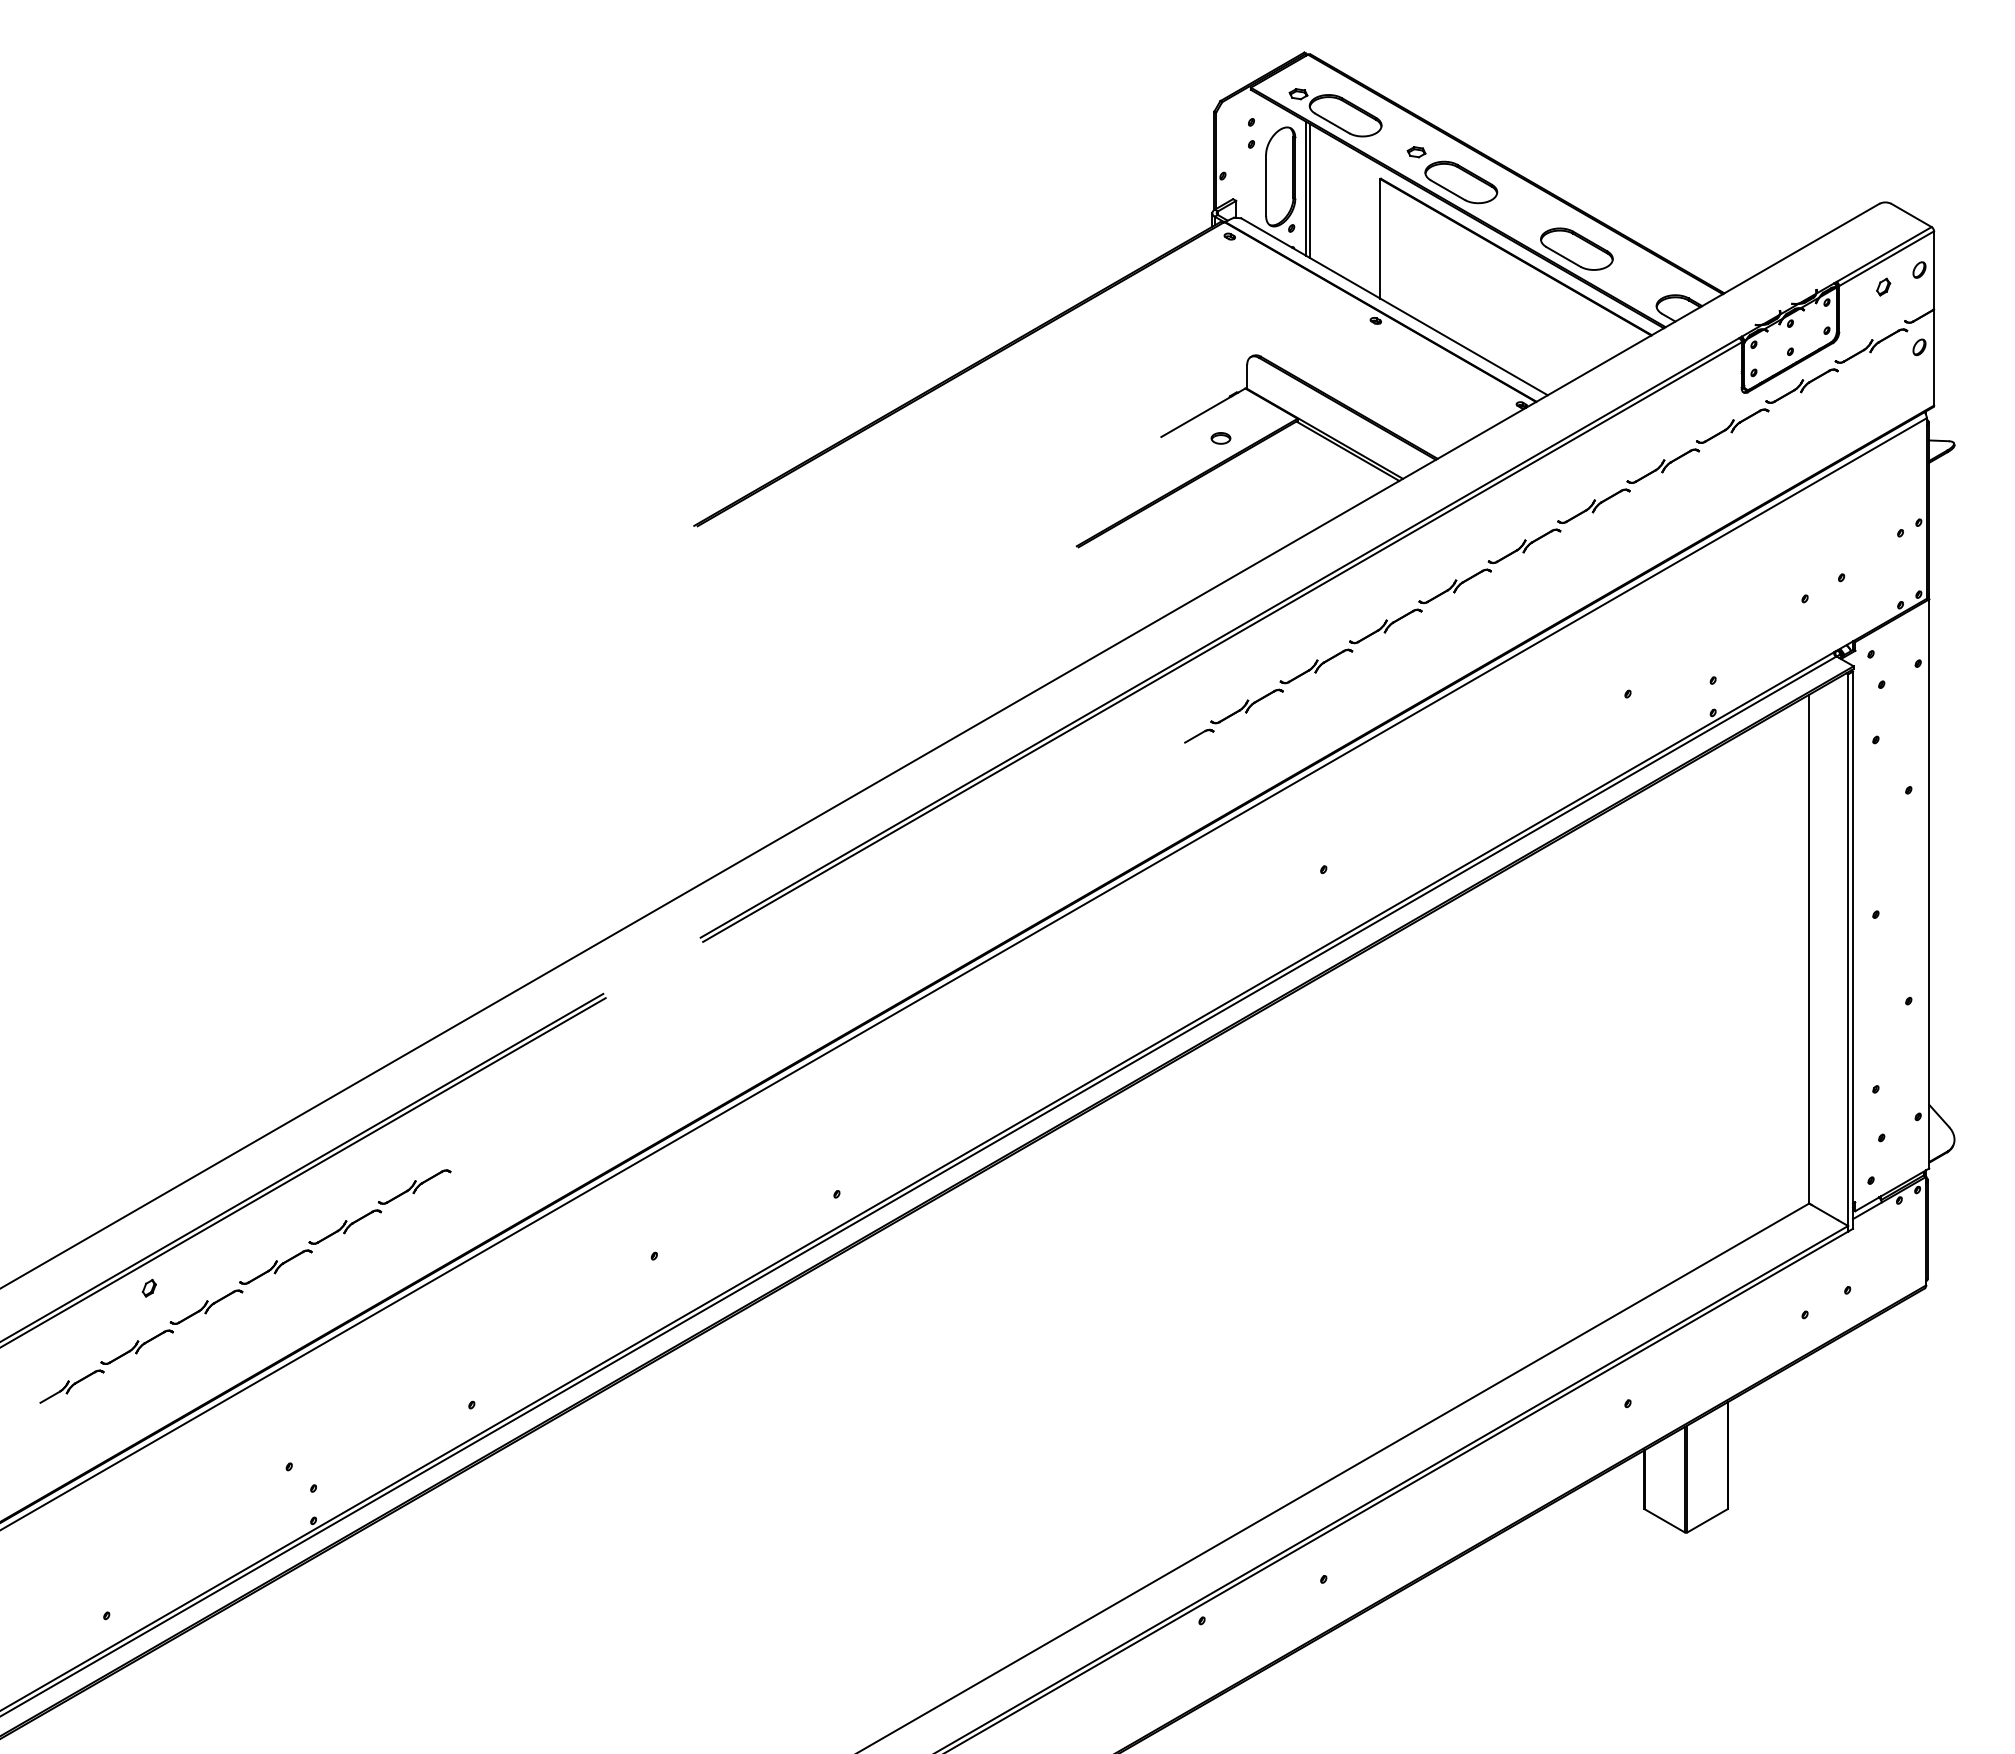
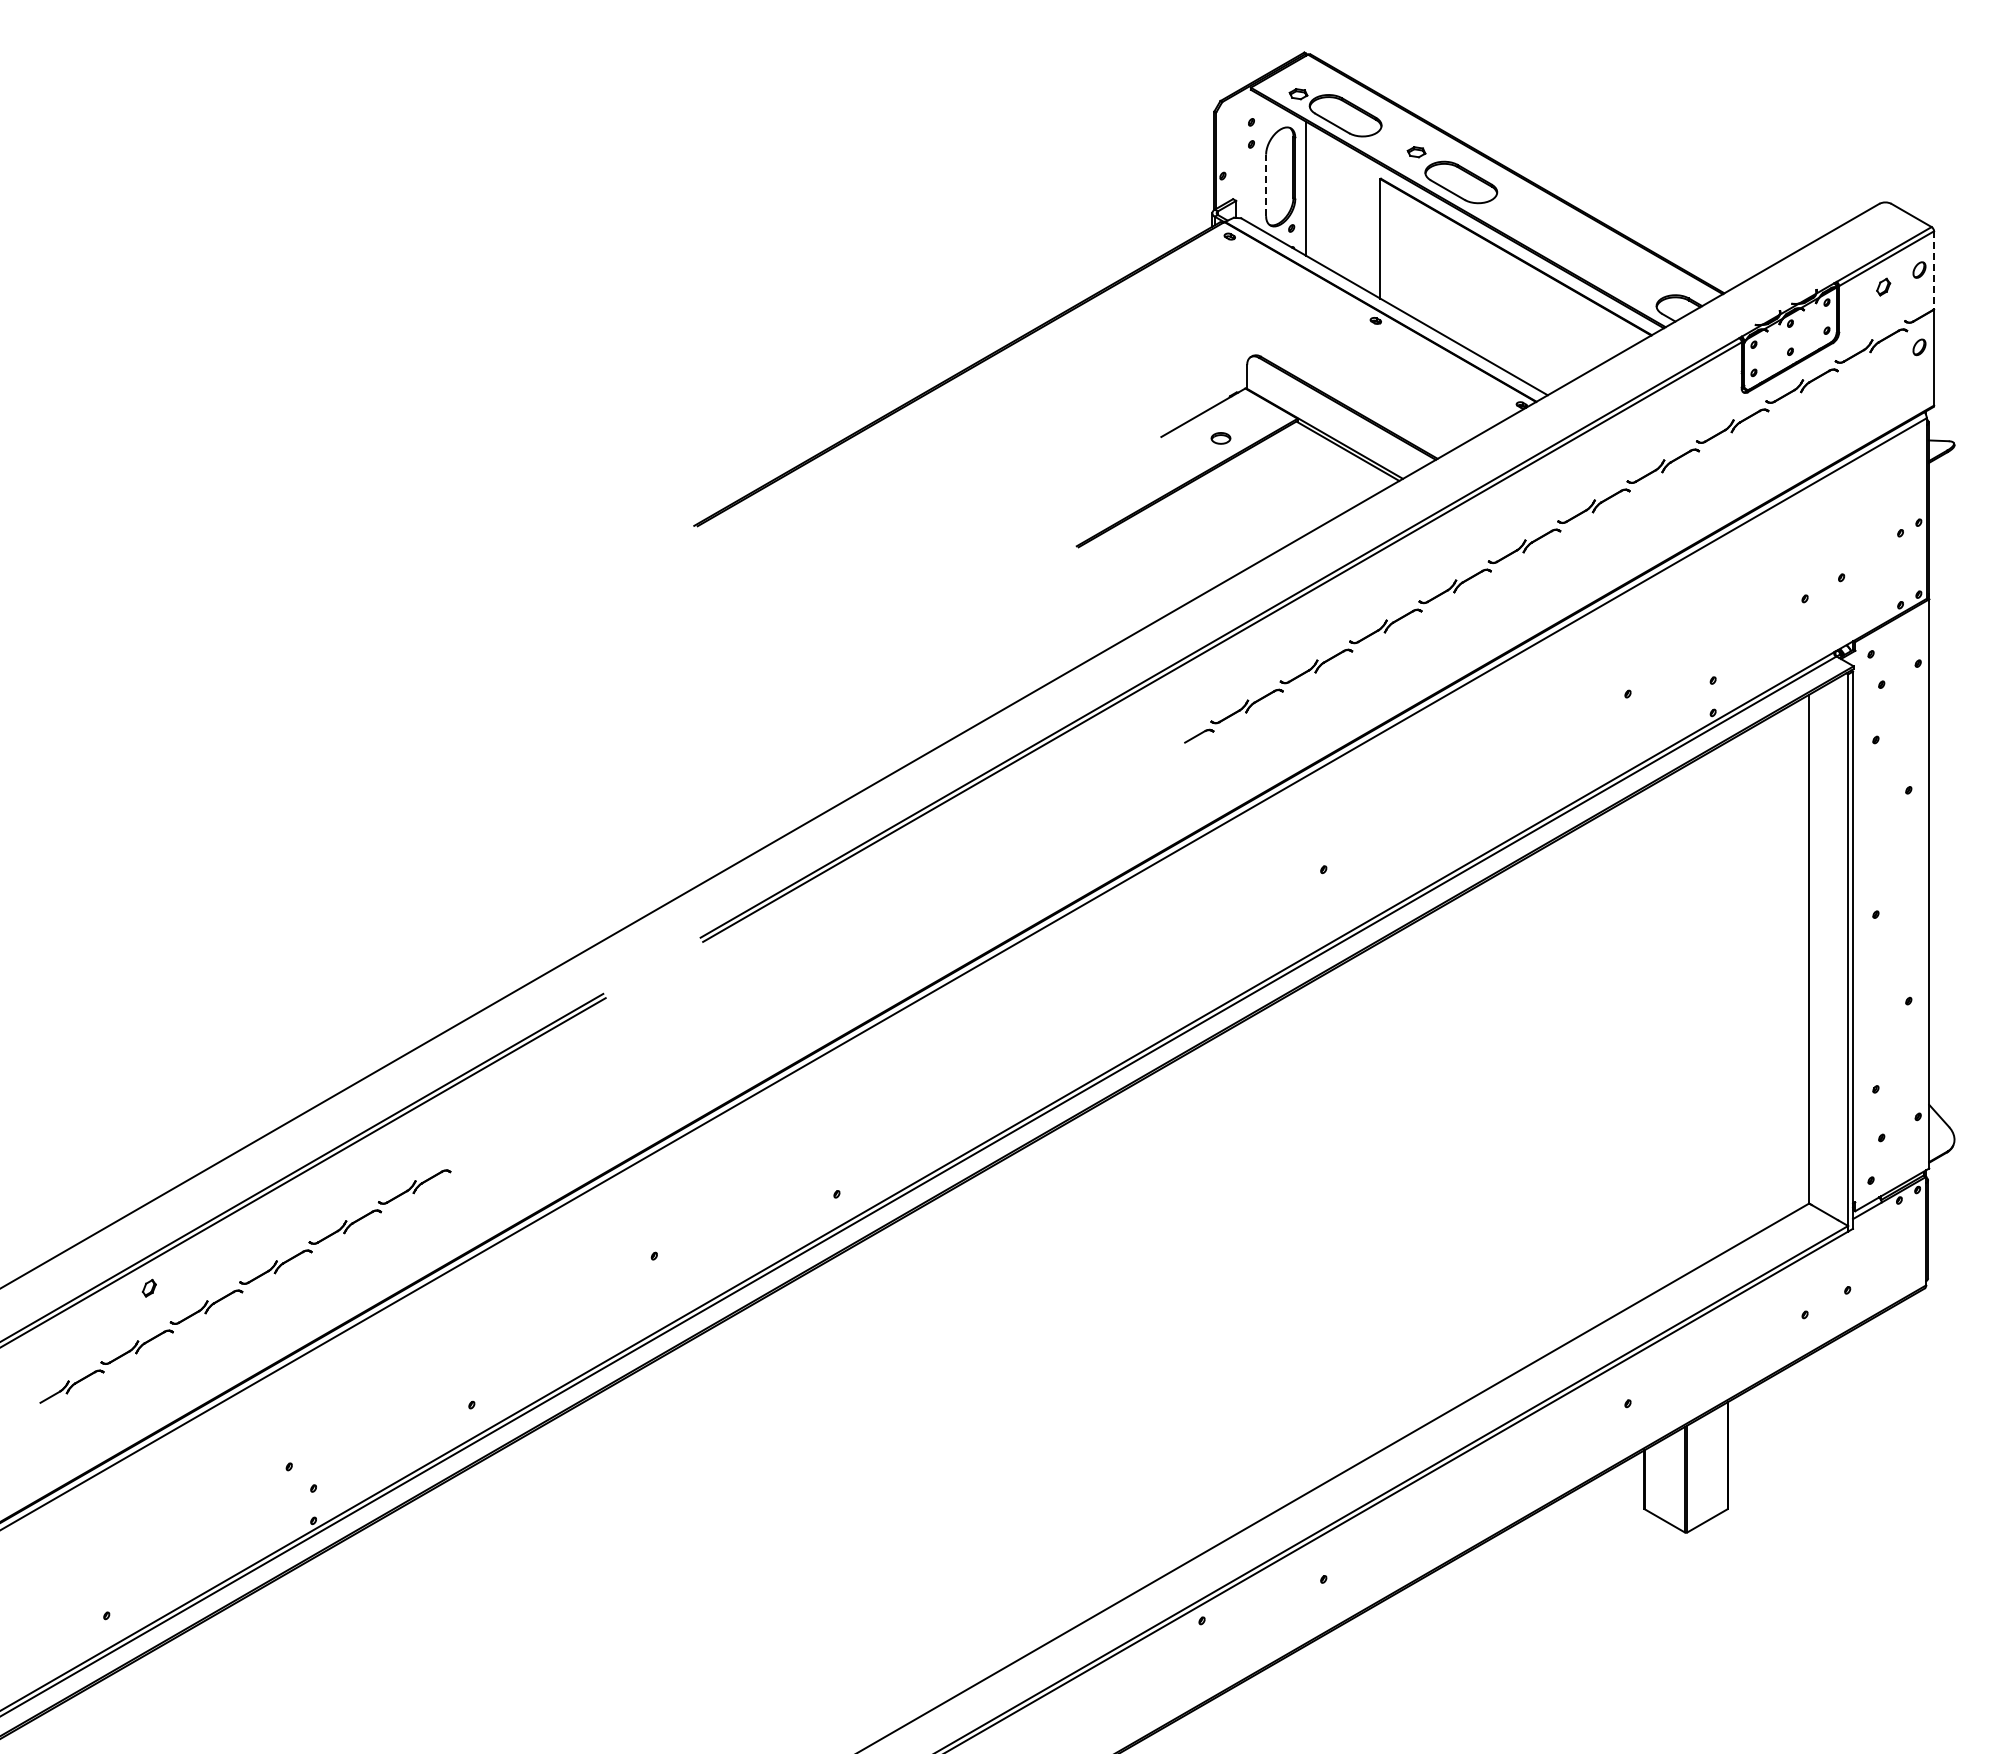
line: solid -> dashed (1266, 185)
line: present -> none (1309, 190)
part: present -> none (1576, 248)
line: solid -> dashed (1934, 270)
